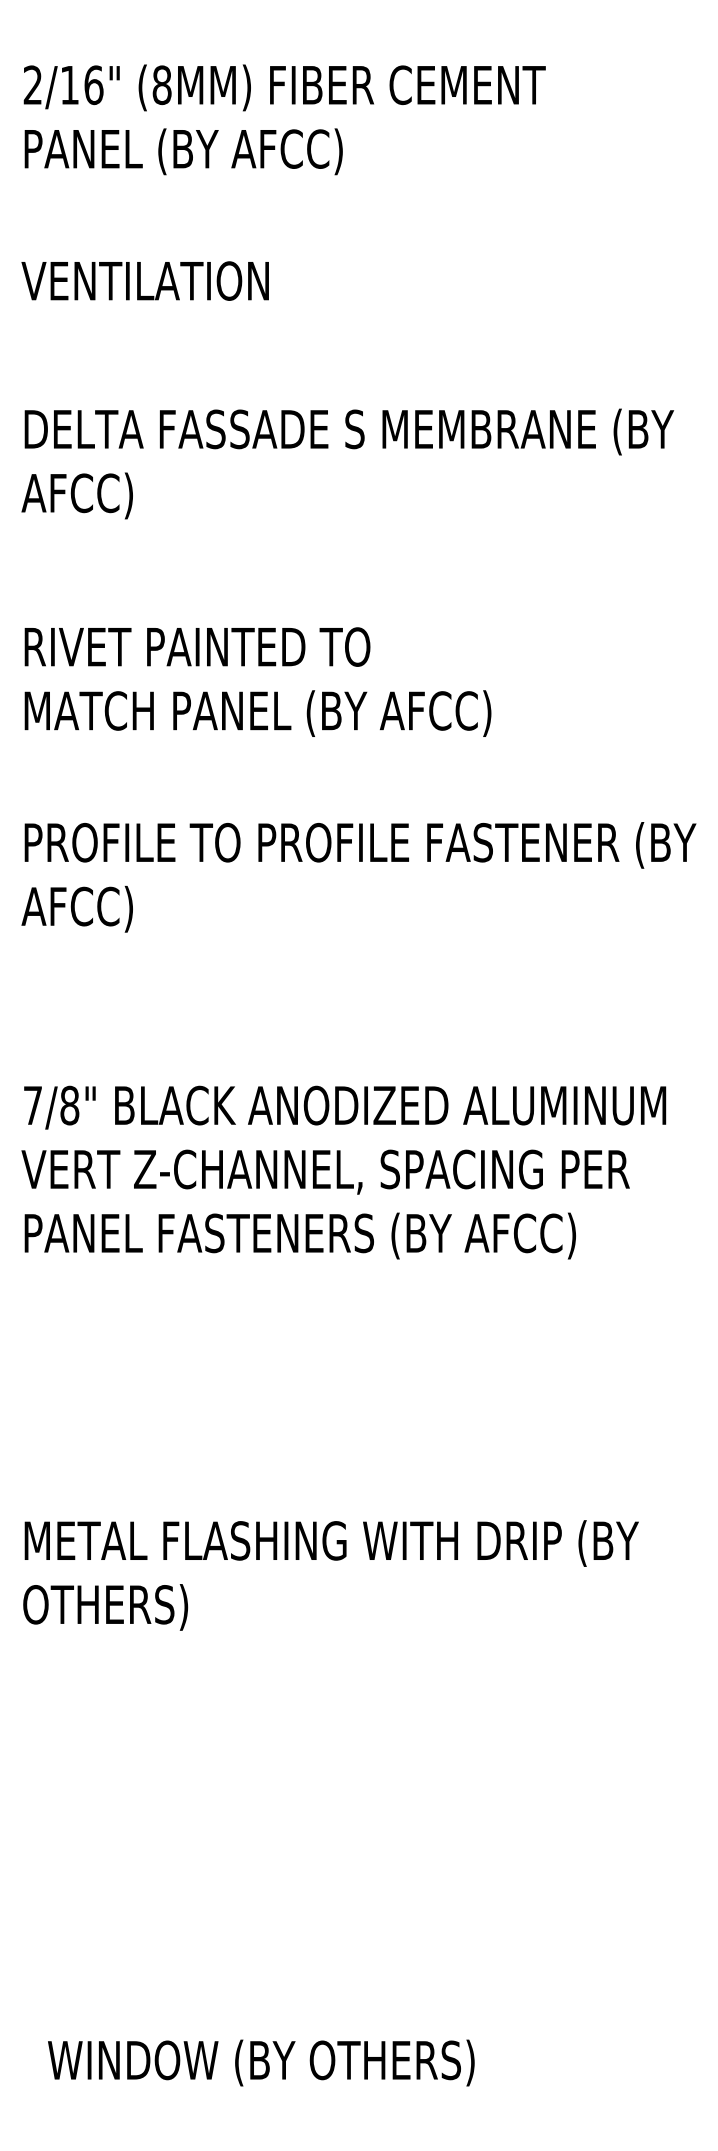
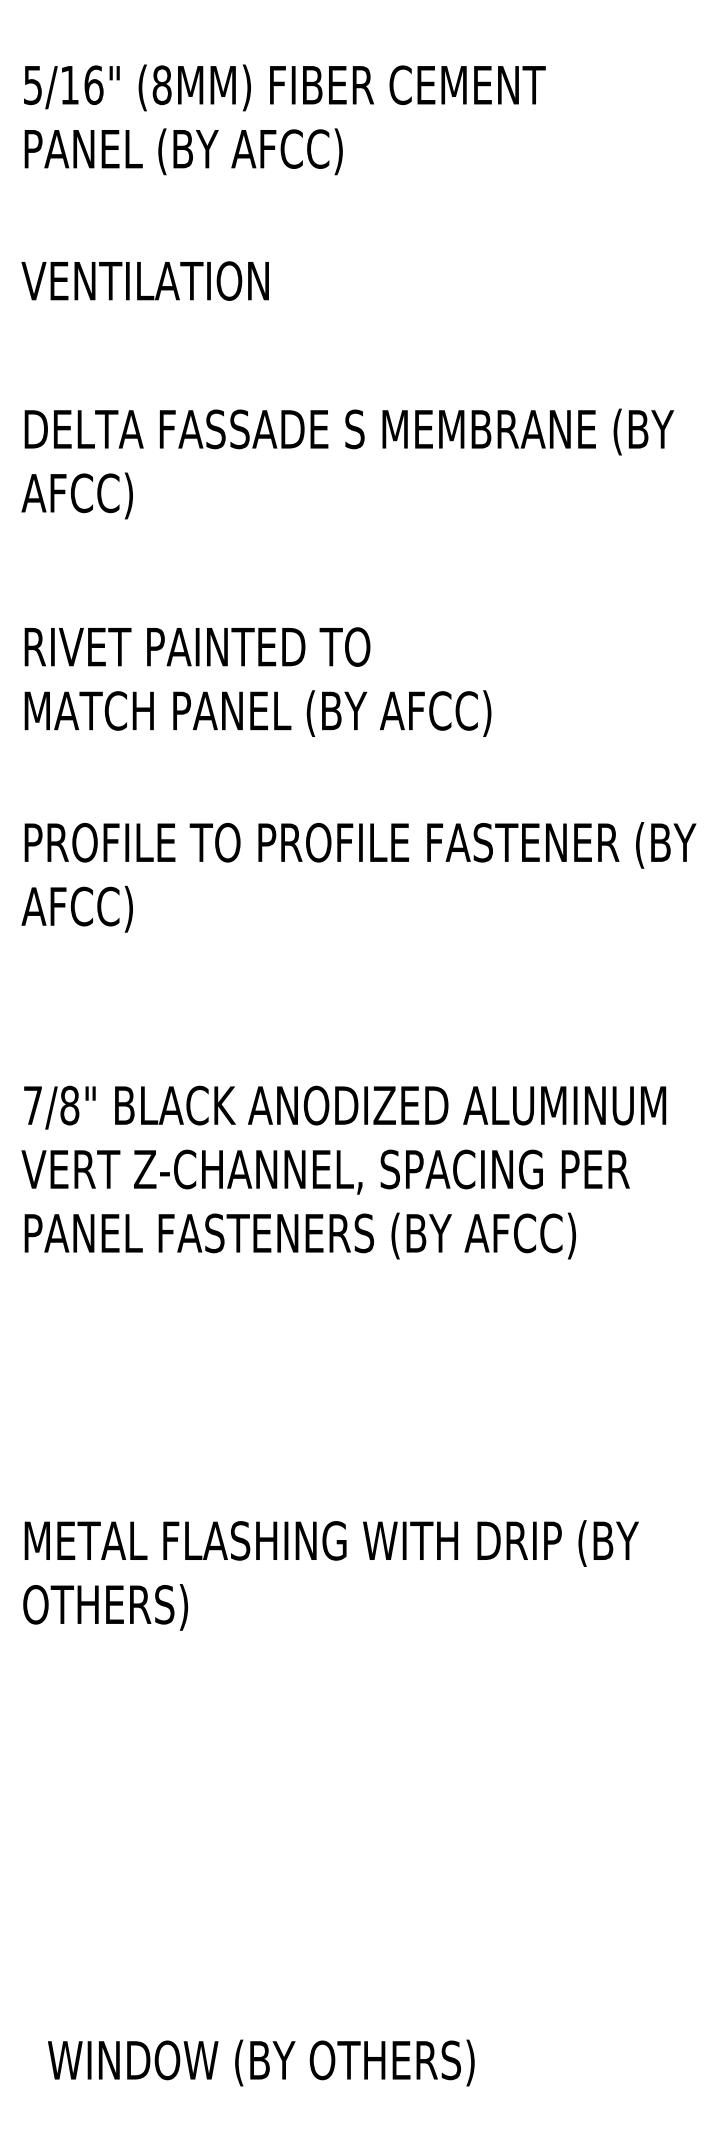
text: 2/16" -> 5/16" (32, 85)
